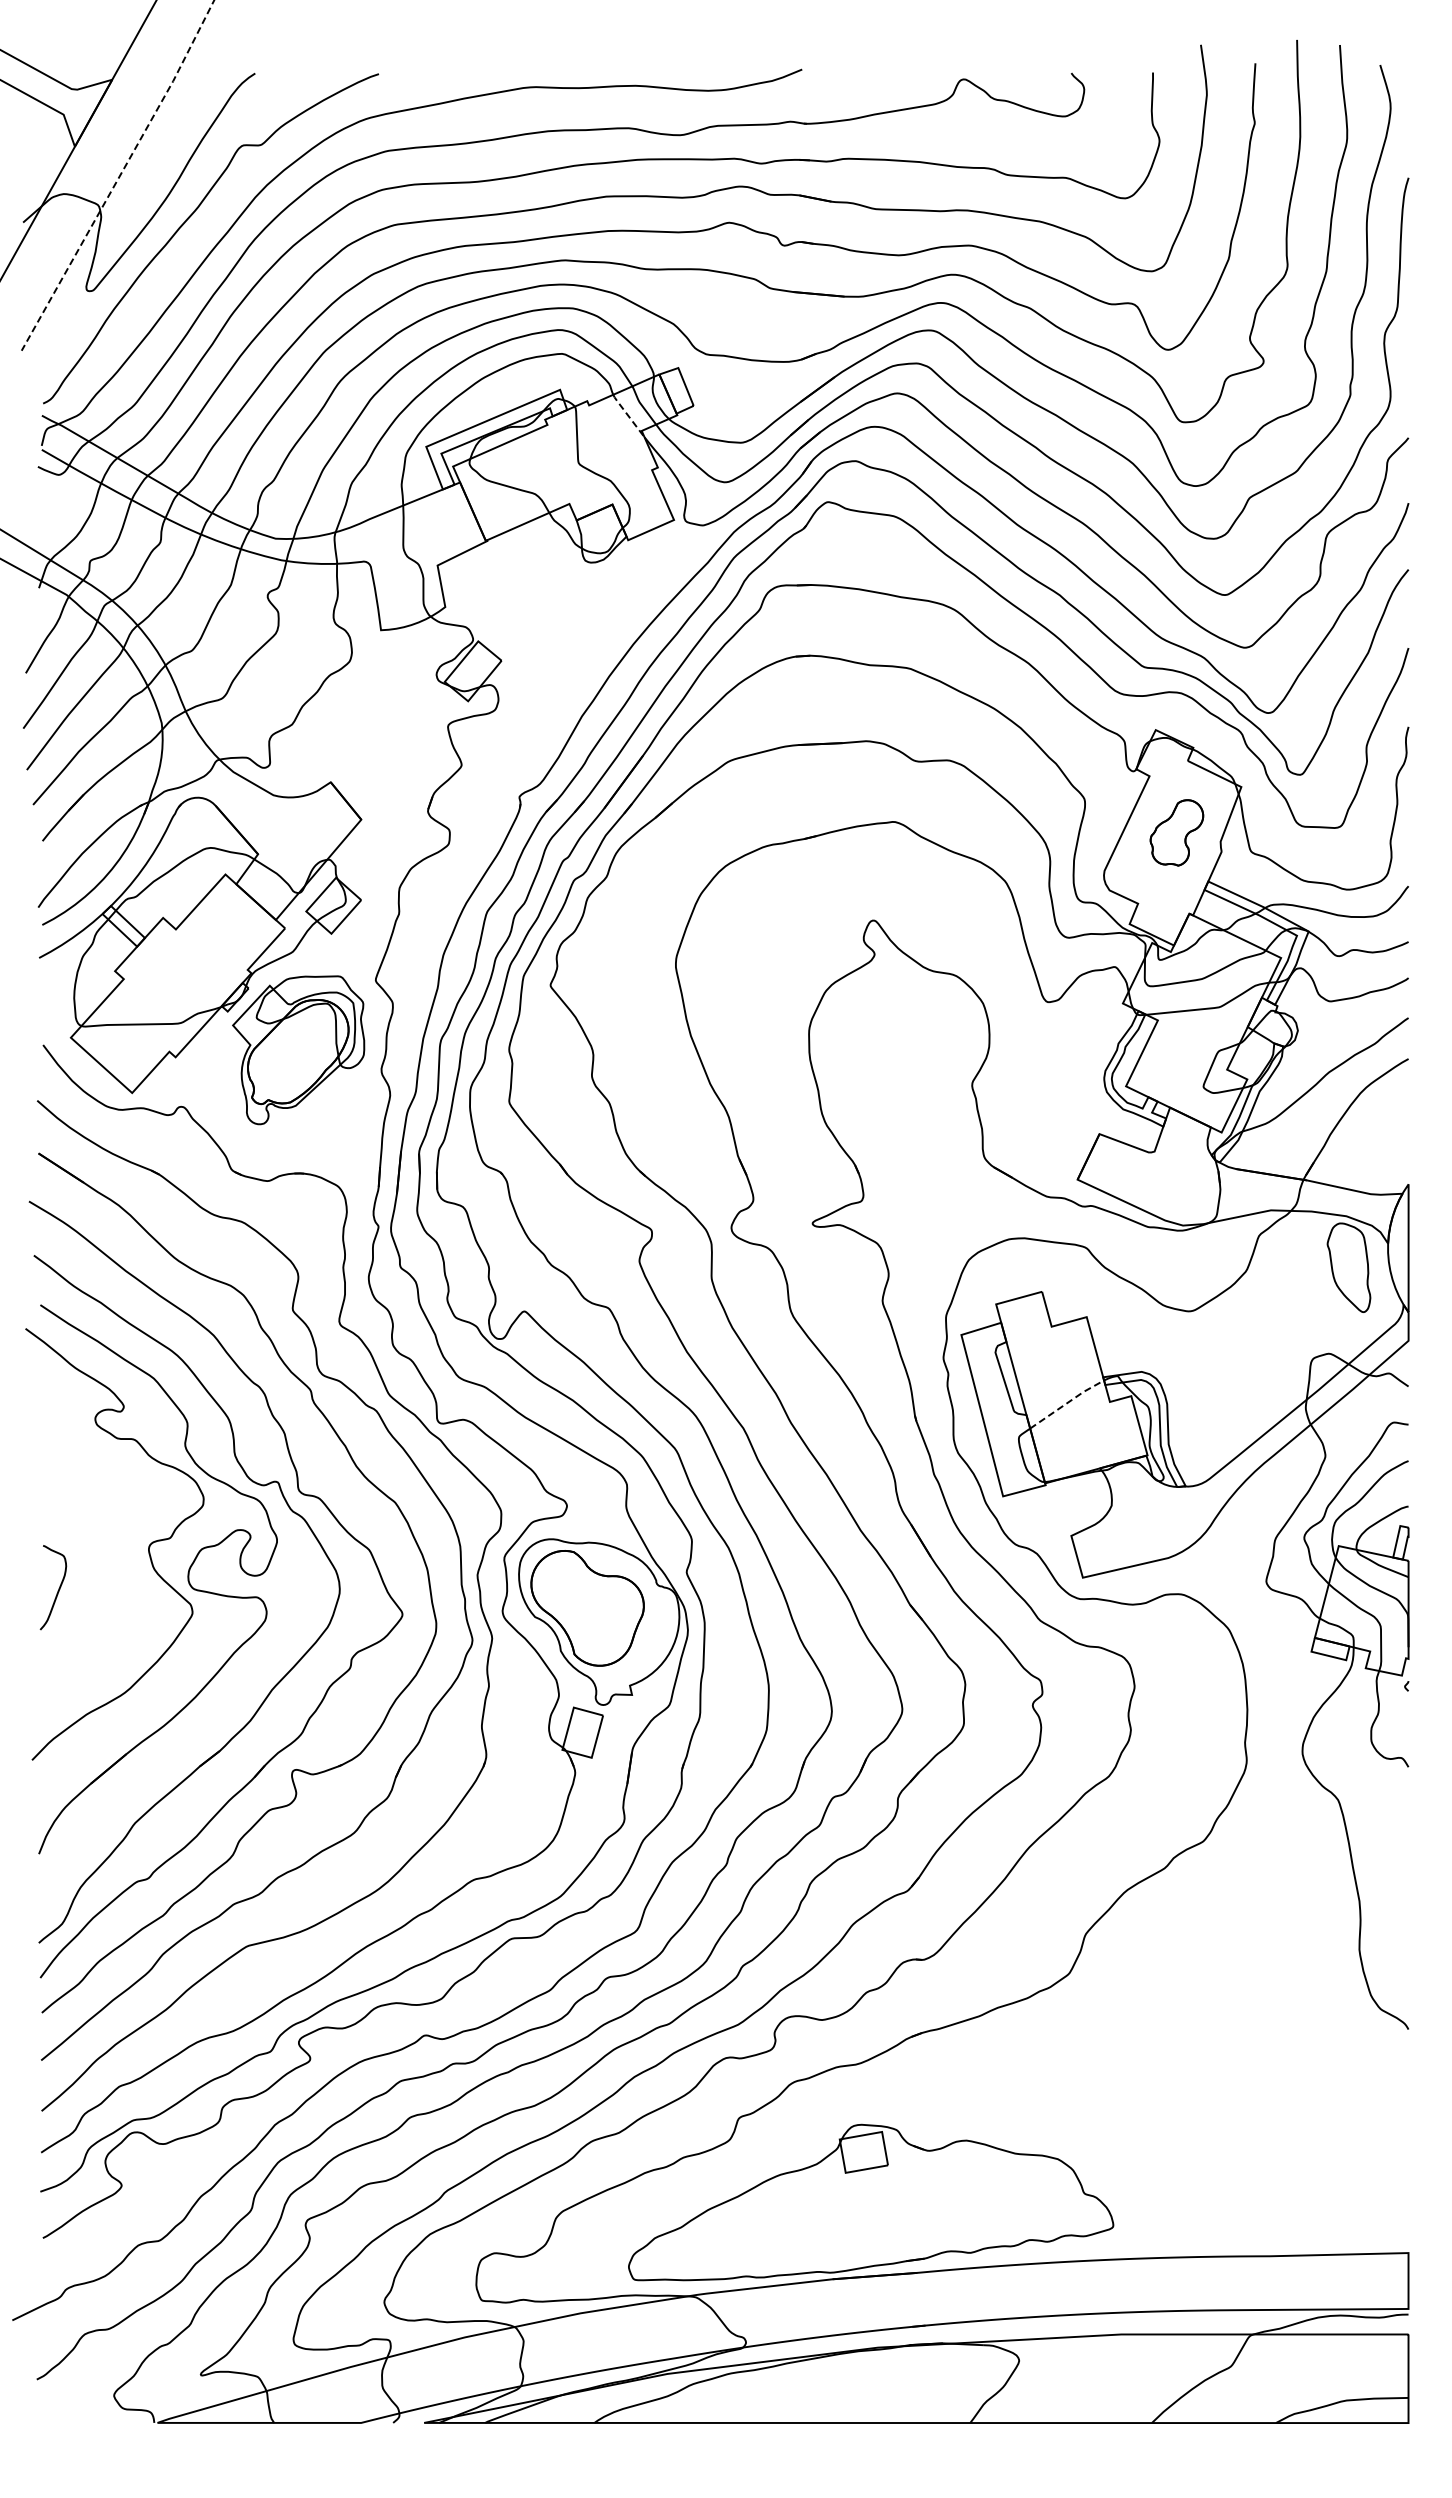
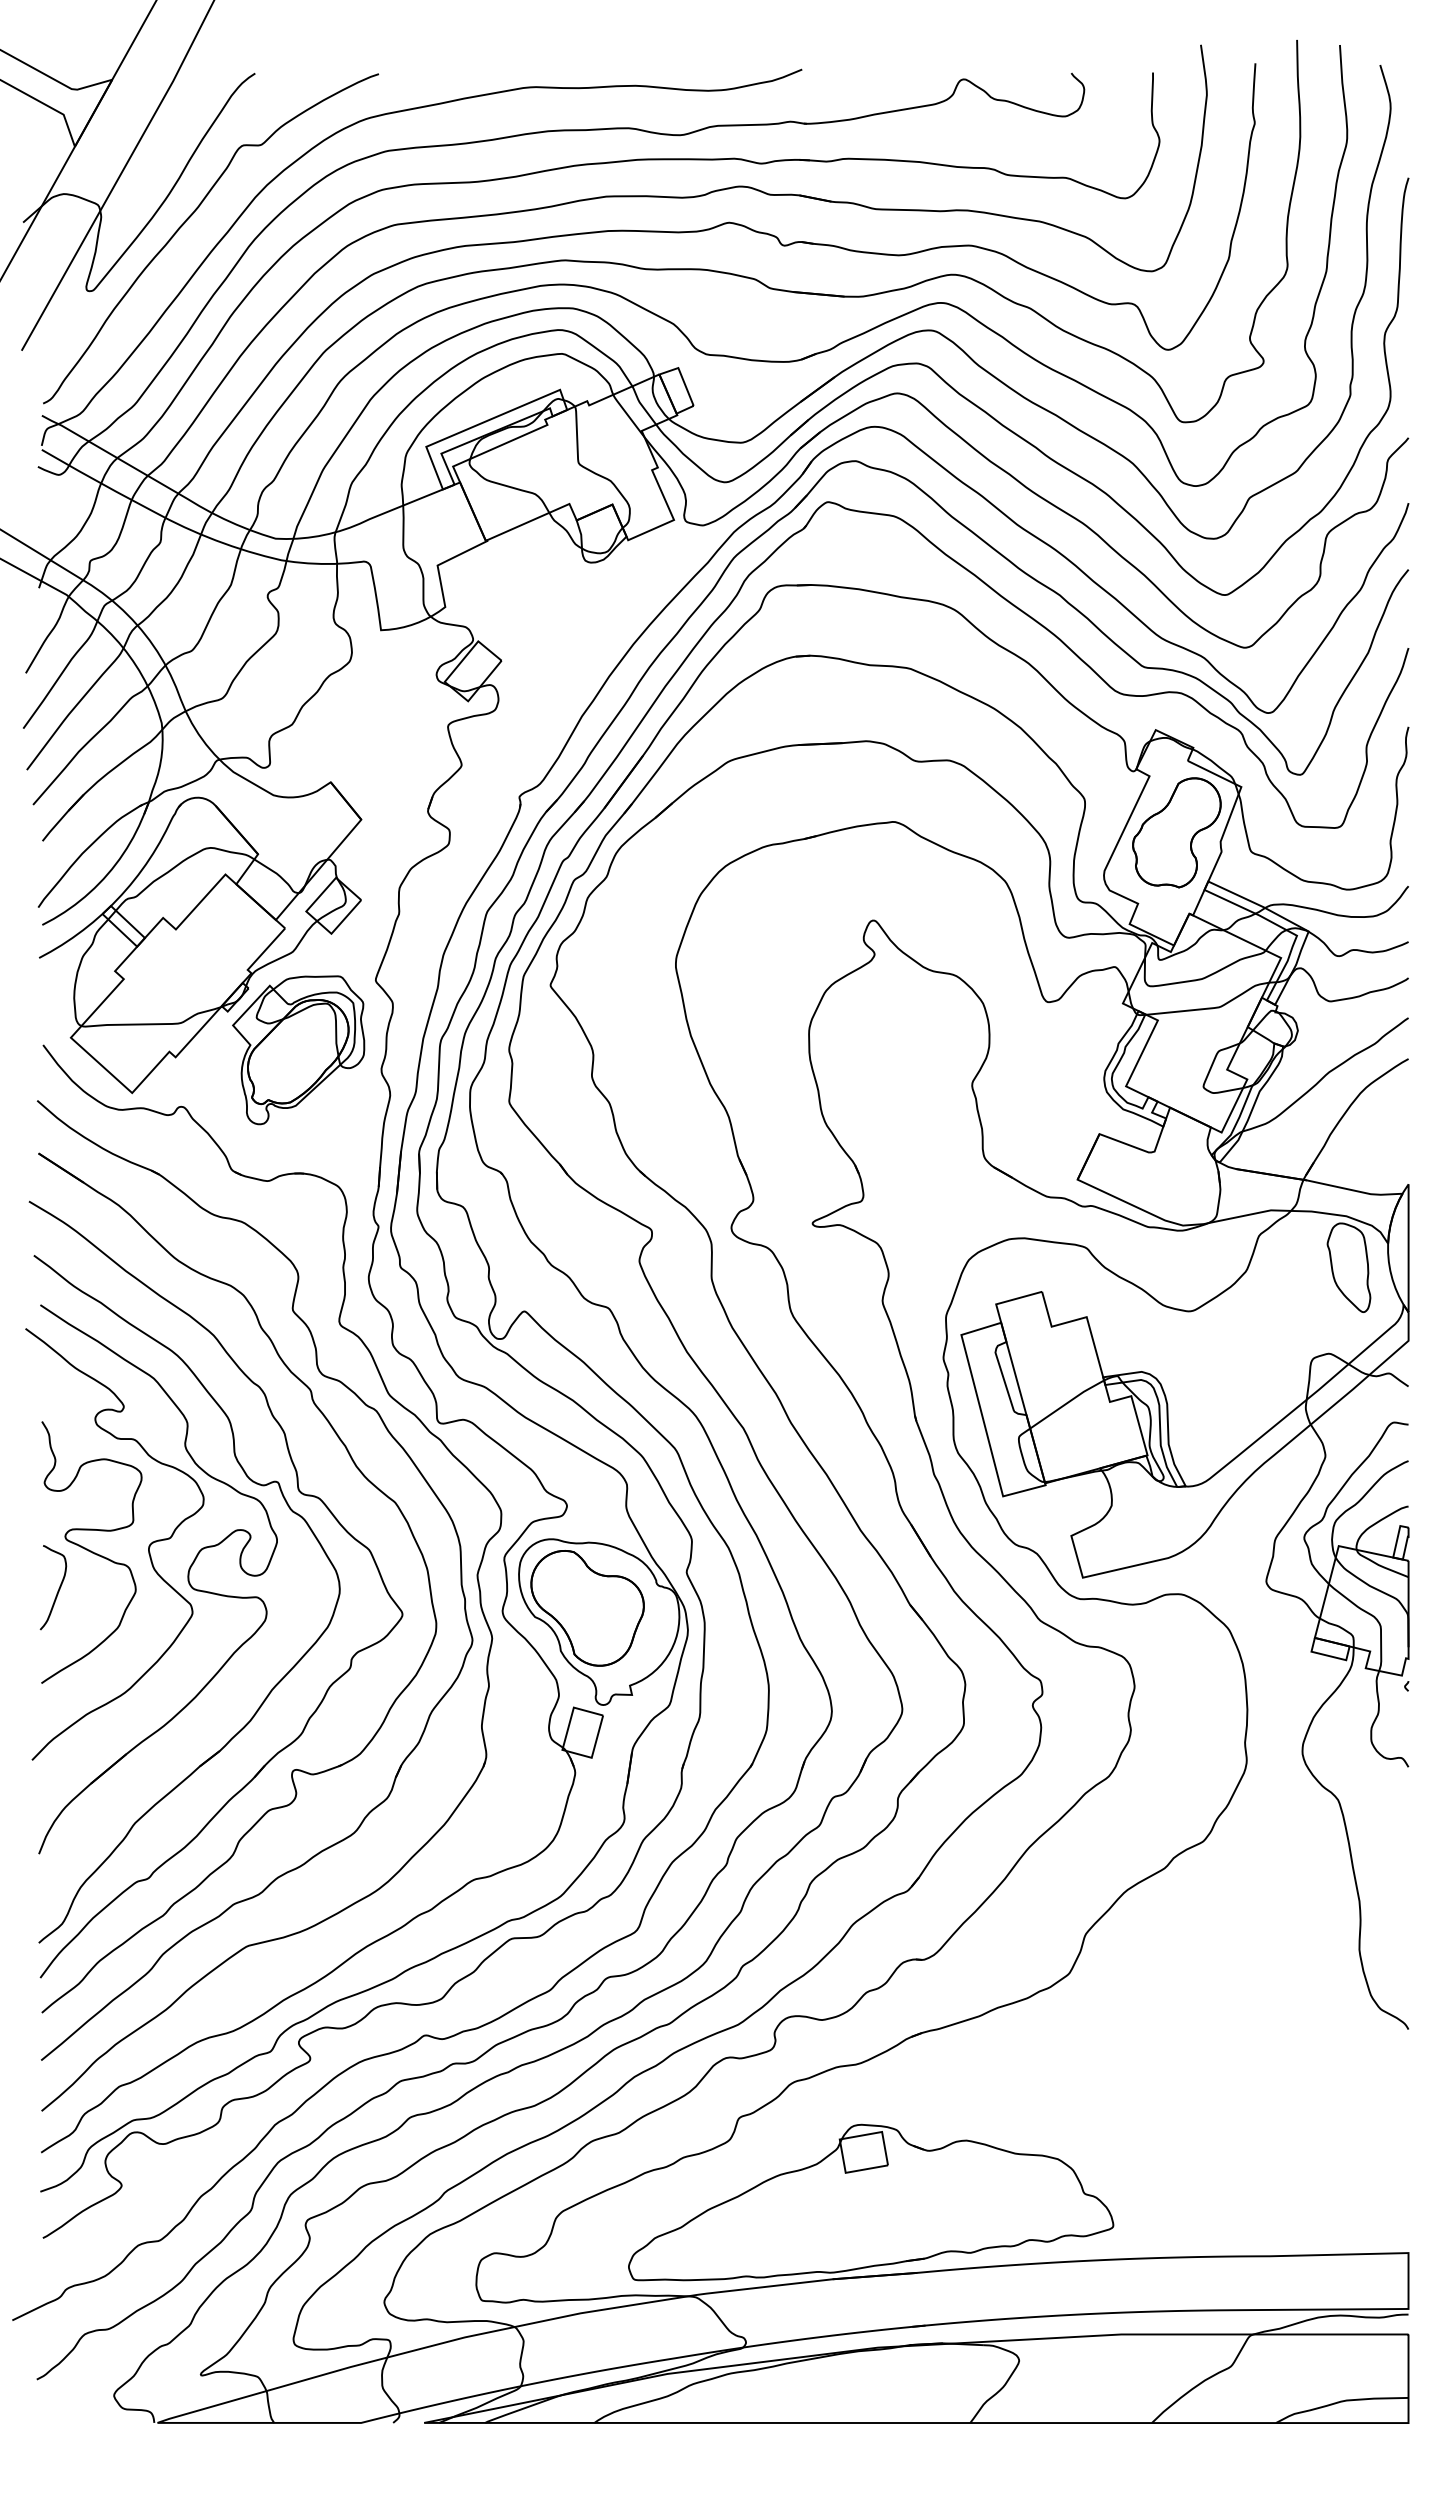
line: dashed -> solid (119, 176)
line: dashed -> solid (627, 415)
part size: 56x68 px -> 90x112 px (1176, 832)
line: dashed -> solid (1067, 1402)
curve: none -> present (91, 1552)
